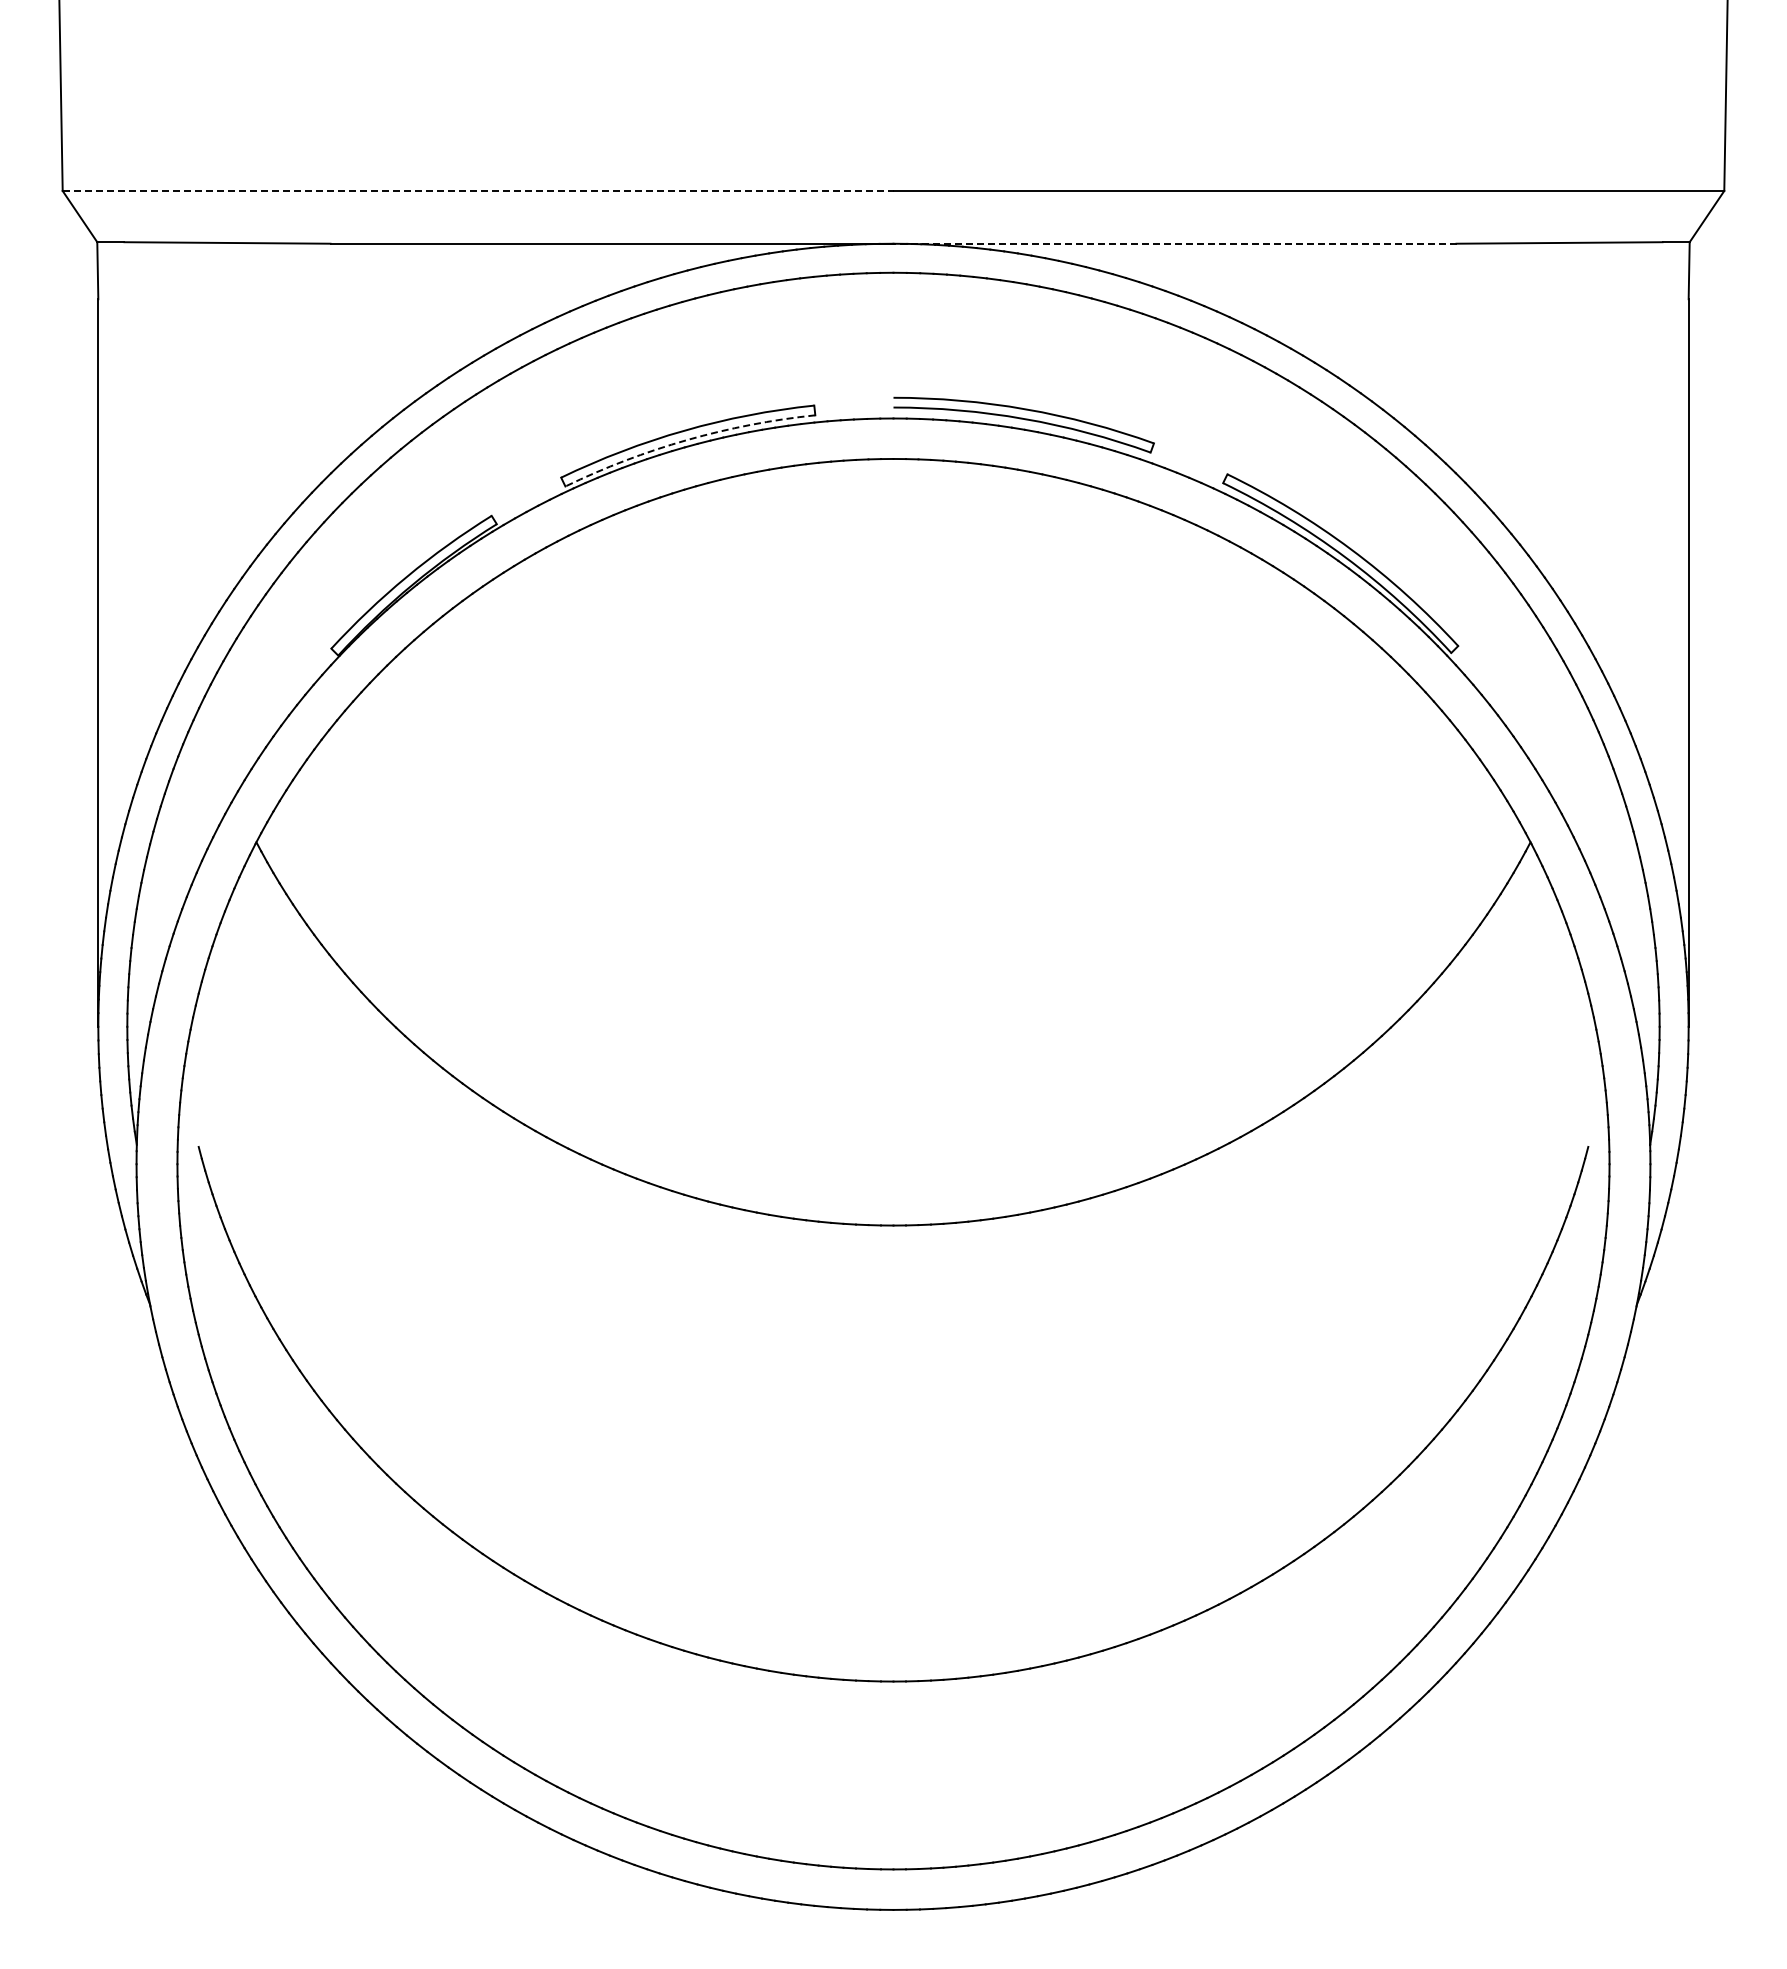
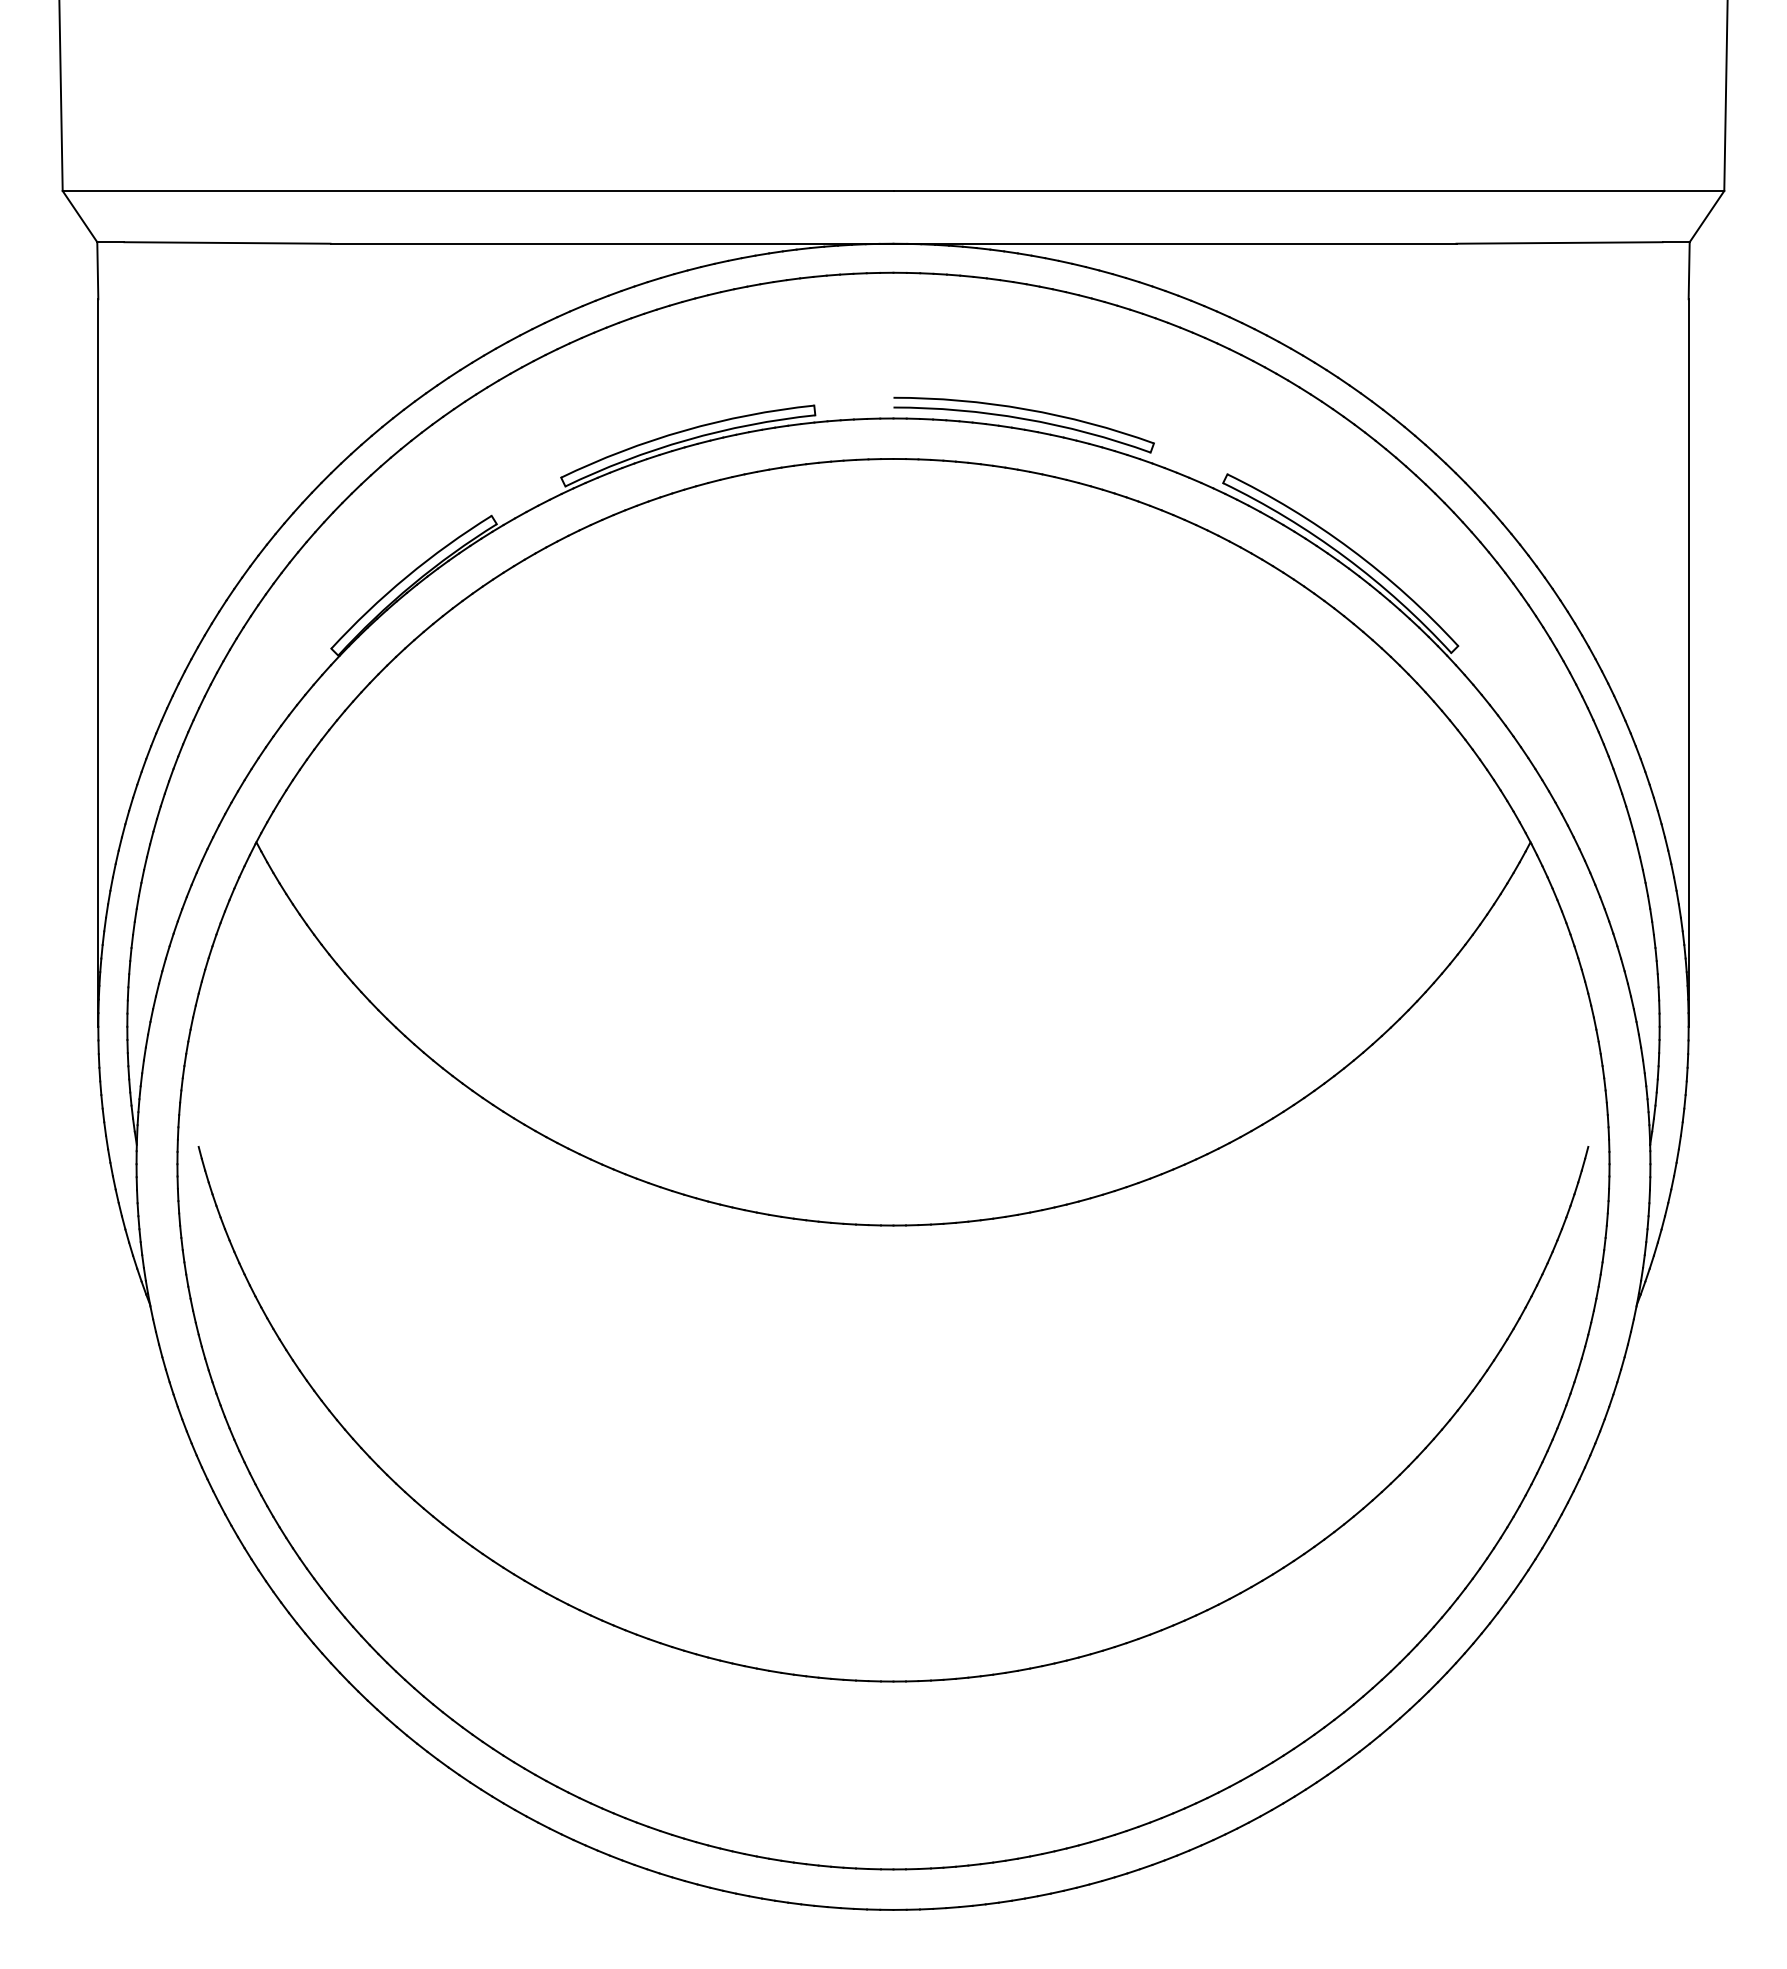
line: dashed -> solid (478, 190)
line: dashed -> solid (1174, 243)
arc: dashed -> solid (687, 440)
